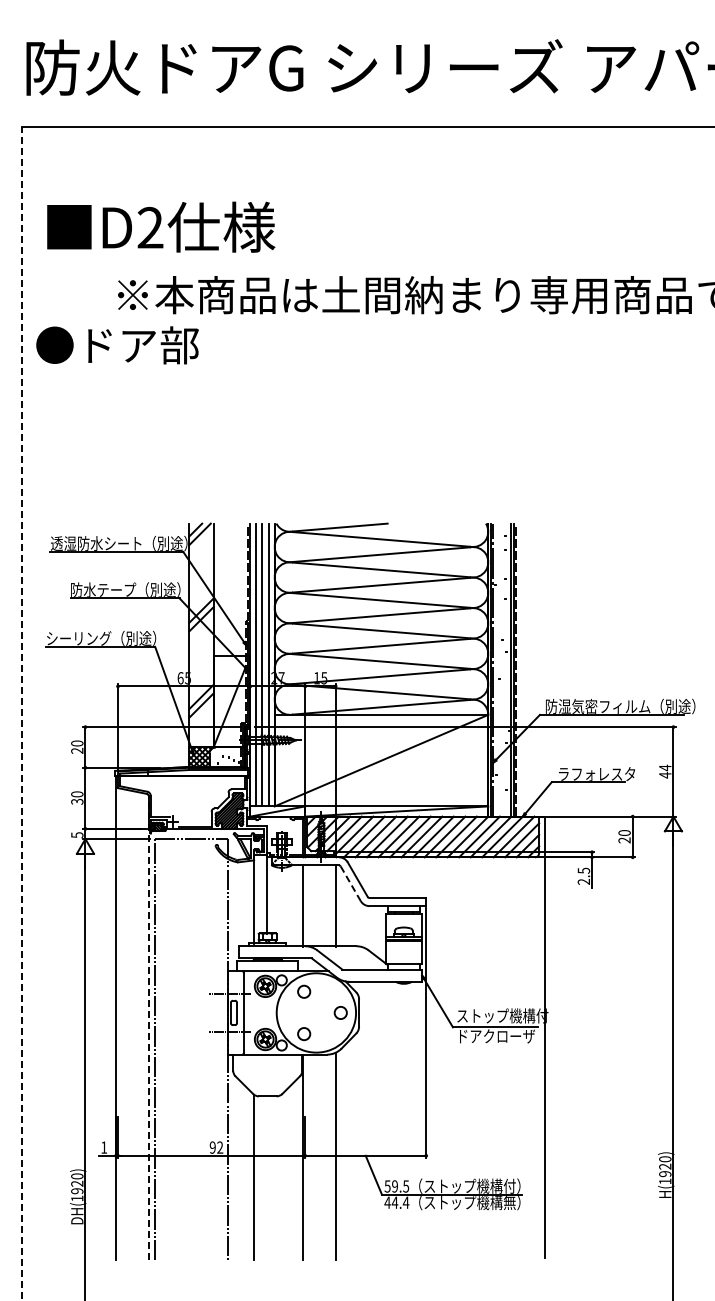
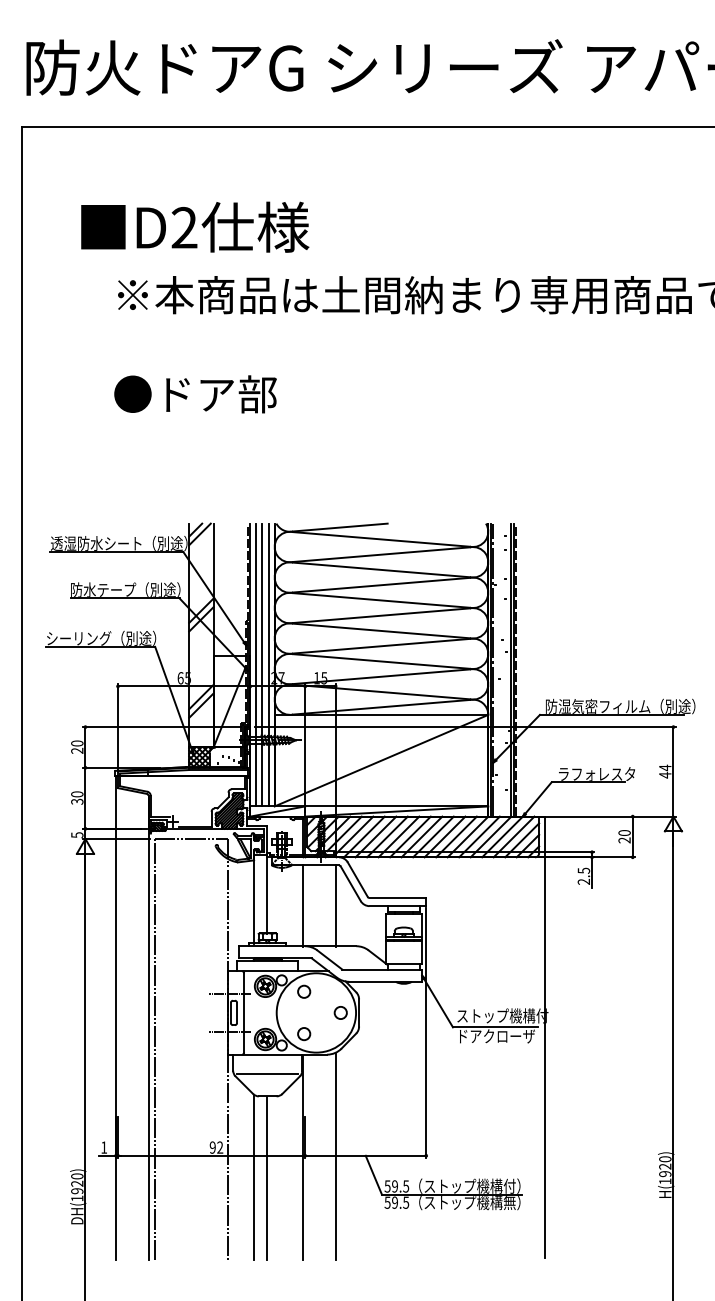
text position: (161, 226) -> (195, 226) (195, 226)
text position: (117, 345) -> (195, 394) (195, 394)
line: dashed -> solid (21, 713)
line: dashed -> solid (350, 883)
line: dashed -> solid (148, 1027)
line: none -> present (267, 1073)
line: none -> present (266, 1178)
text: 44.4 -> 59.5 (396, 1202)
